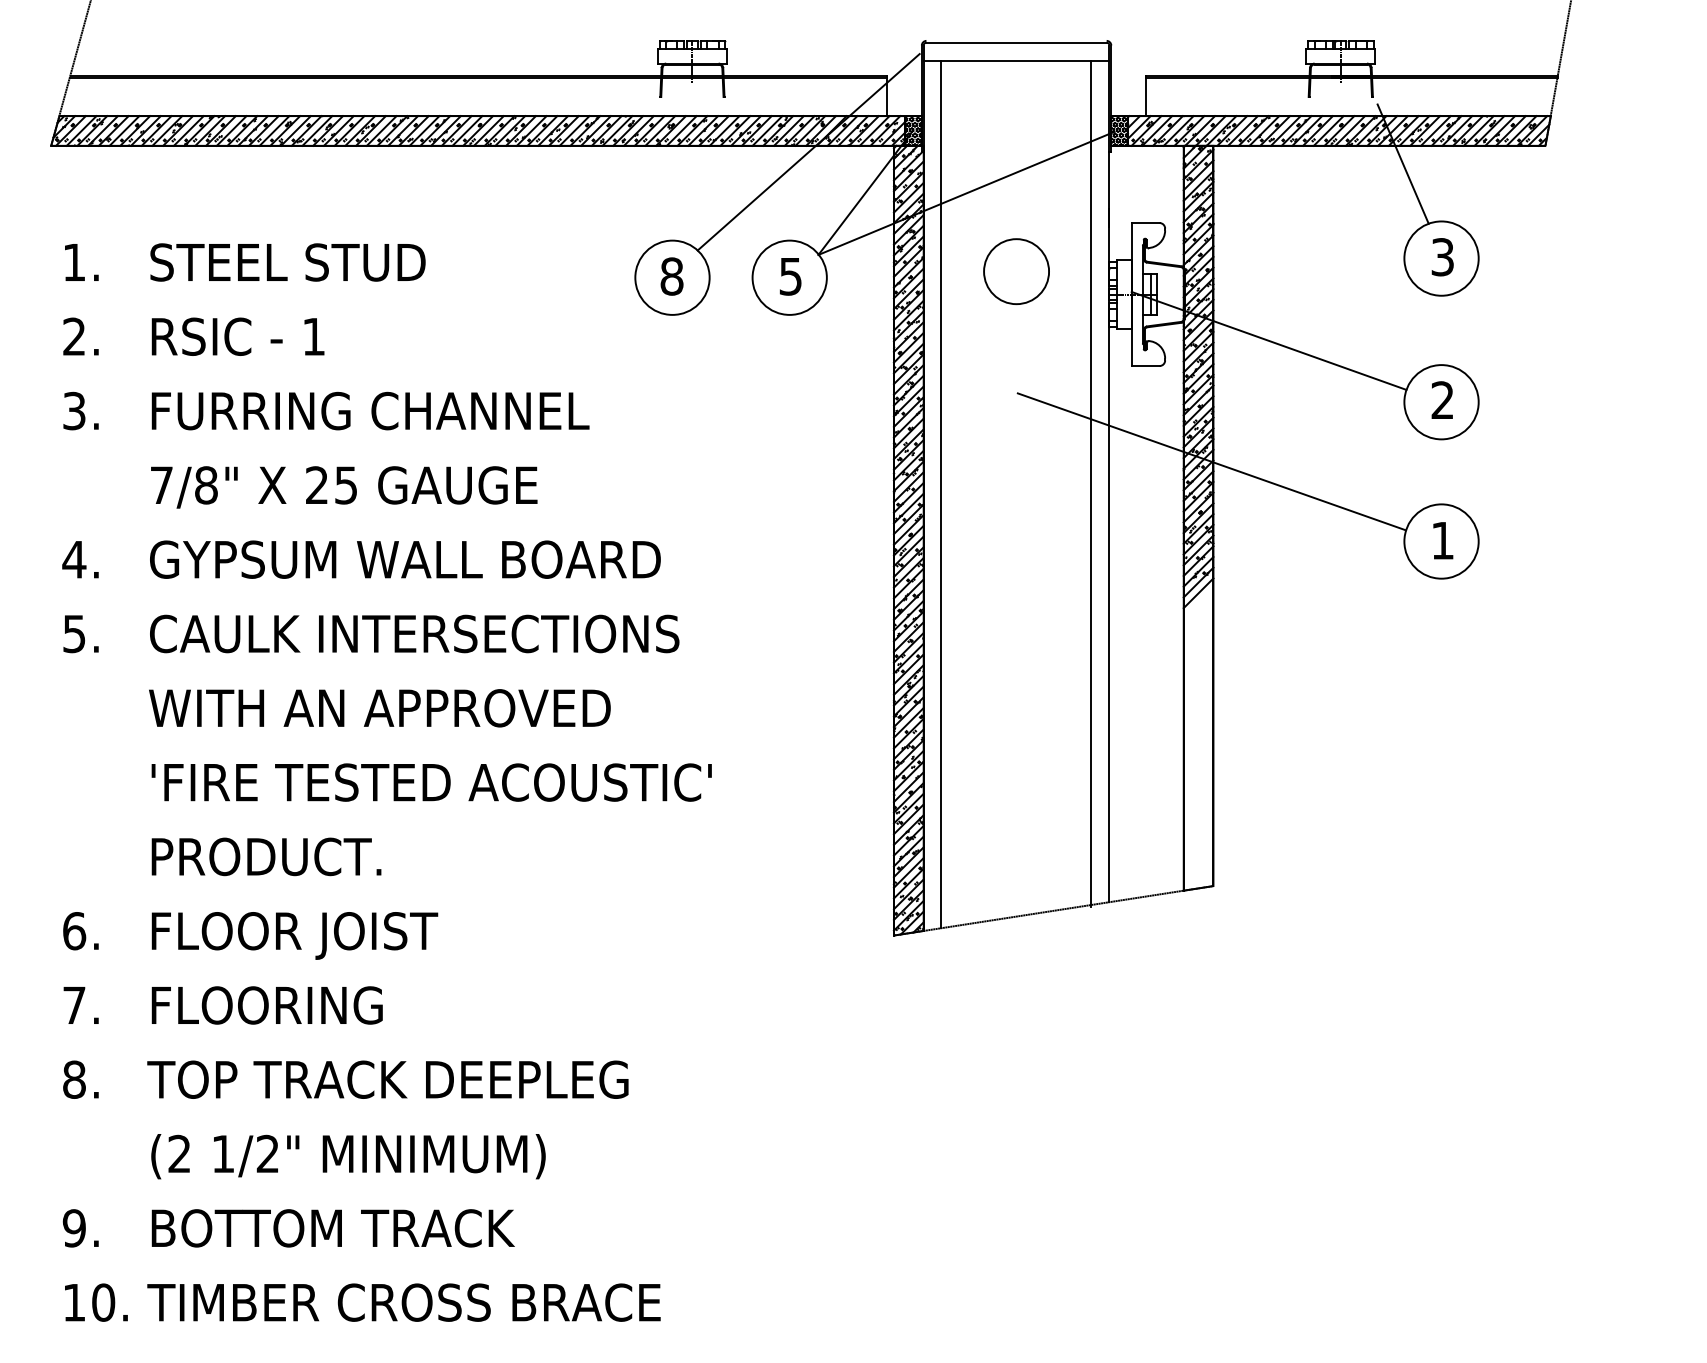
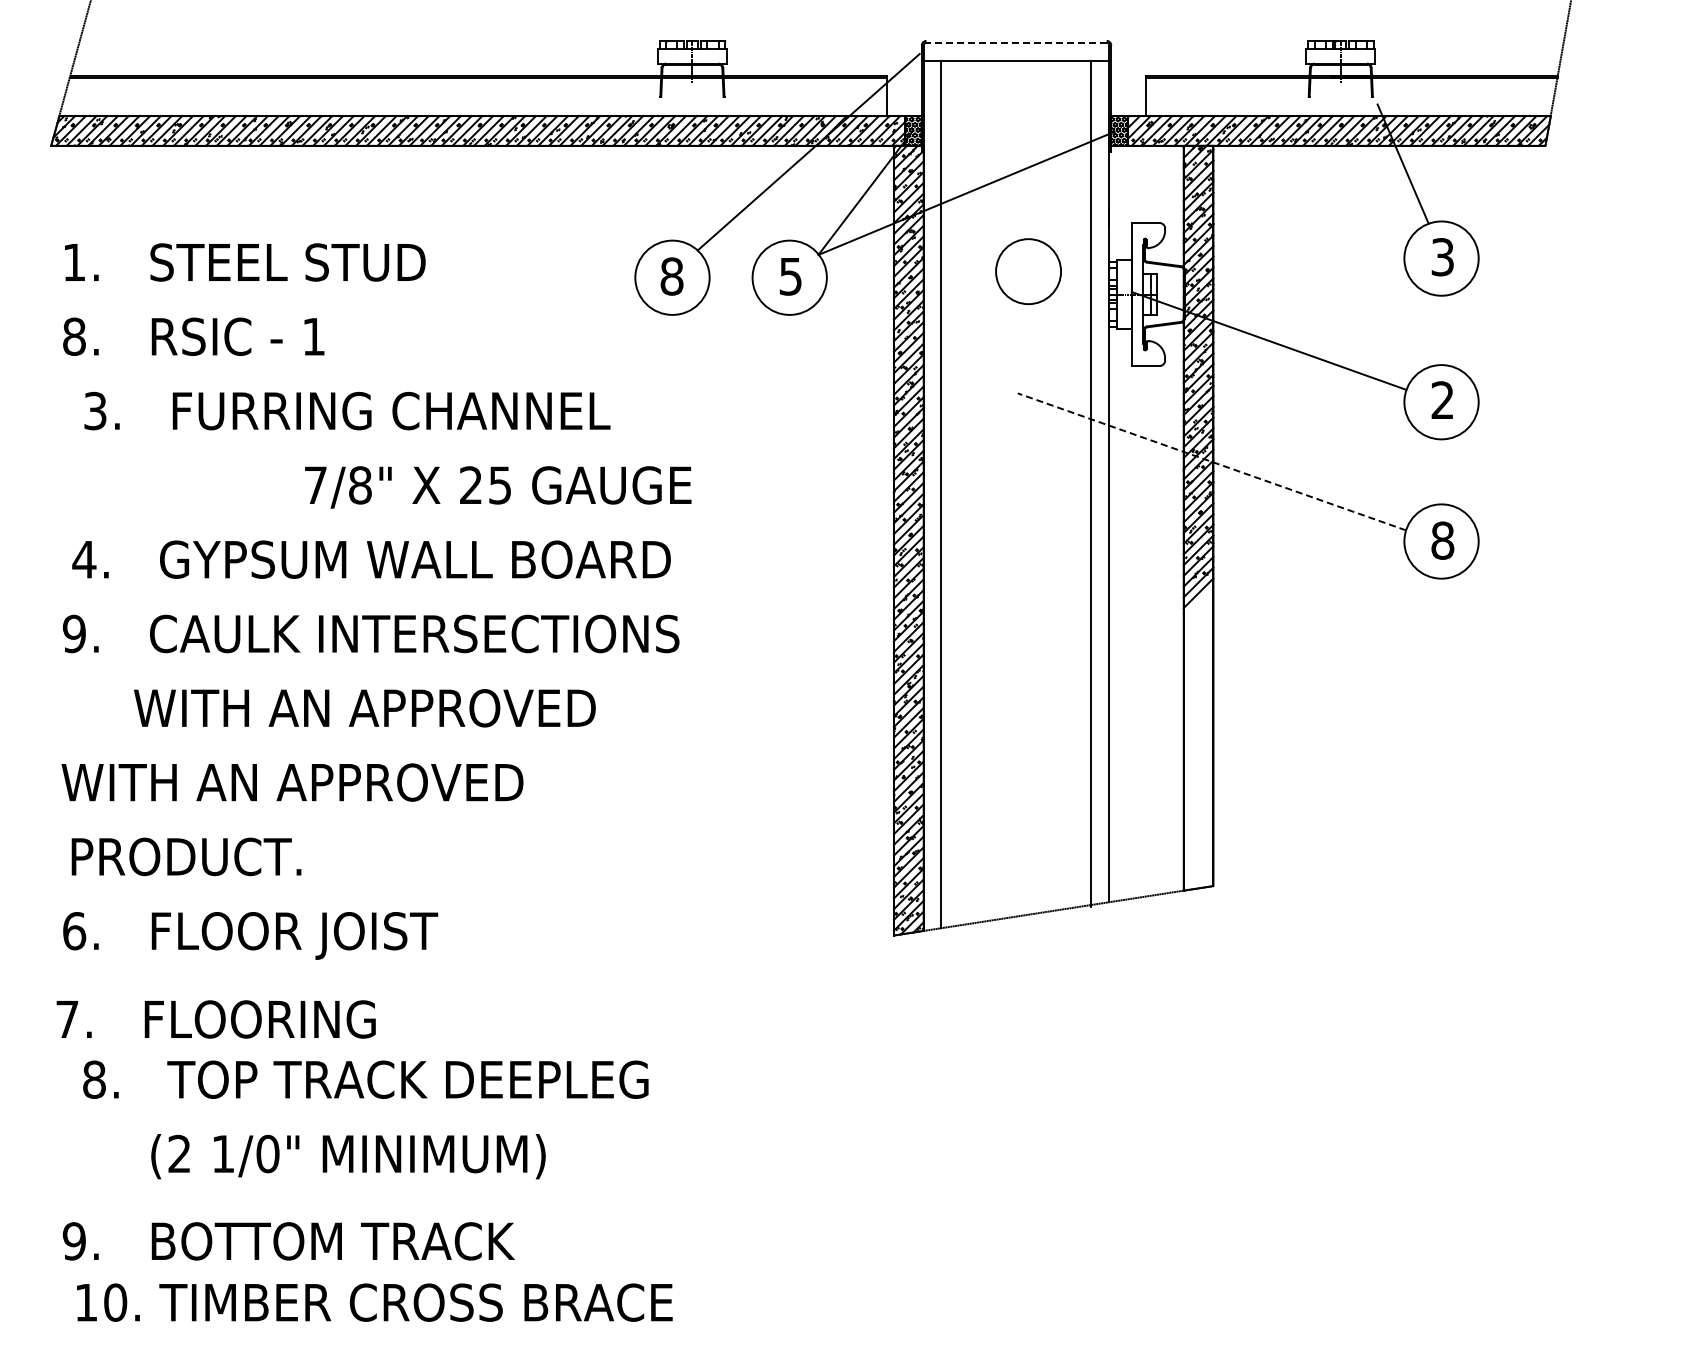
line: solid -> dashed (1016, 42)
circle position: (1016, 271) -> (1028, 271) (1028, 271)
text: 2. -> 8. (74, 336)
text position: (326, 410) -> (347, 410) (347, 410)
line: solid -> dashed (1211, 461)
text position: (344, 487) -> (498, 487) (498, 487)
text: 1 -> 8 (1442, 540)
text position: (361, 559) -> (371, 559) (371, 559)
text: 5. -> 9. (73, 633)
text position: (379, 708) -> (364, 708) (364, 708)
text: 'FIRE TESTED ACOUSTIC' -> WITH AN APPROVED (386, 782)
text position: (266, 856) -> (186, 856) (186, 856)
text position: (222, 1005) -> (215, 1019) (215, 1019)
text position: (345, 1079) -> (365, 1079) (365, 1079)
text: 1/2" -> 1/0" (267, 1153)
text position: (288, 1228) -> (288, 1241) (288, 1241)
text position: (362, 1302) -> (374, 1302) (374, 1302)
